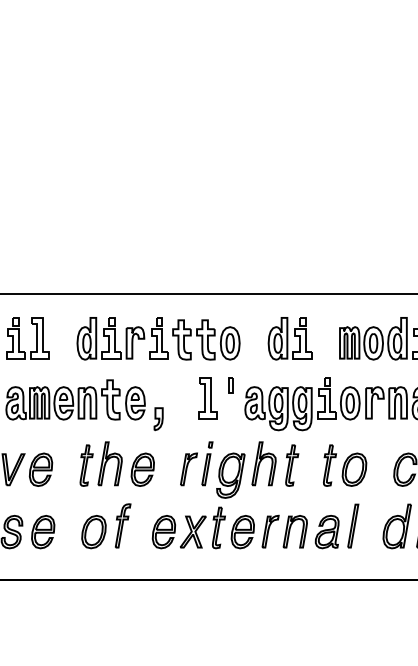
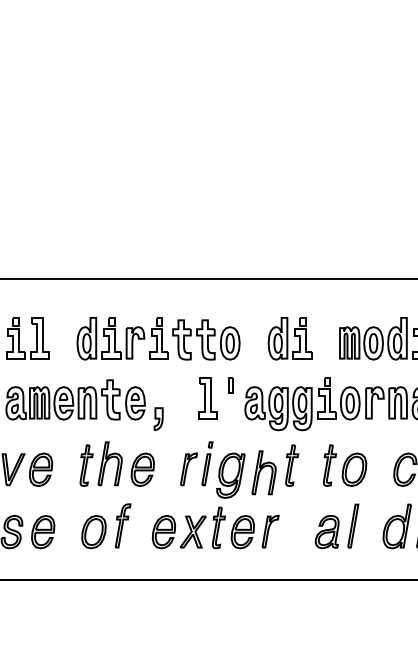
line position: (208, 294) -> (208, 279) (208, 279)
part position: (263, 463) -> (263, 472) (263, 472)
part: present -> none (294, 531)
